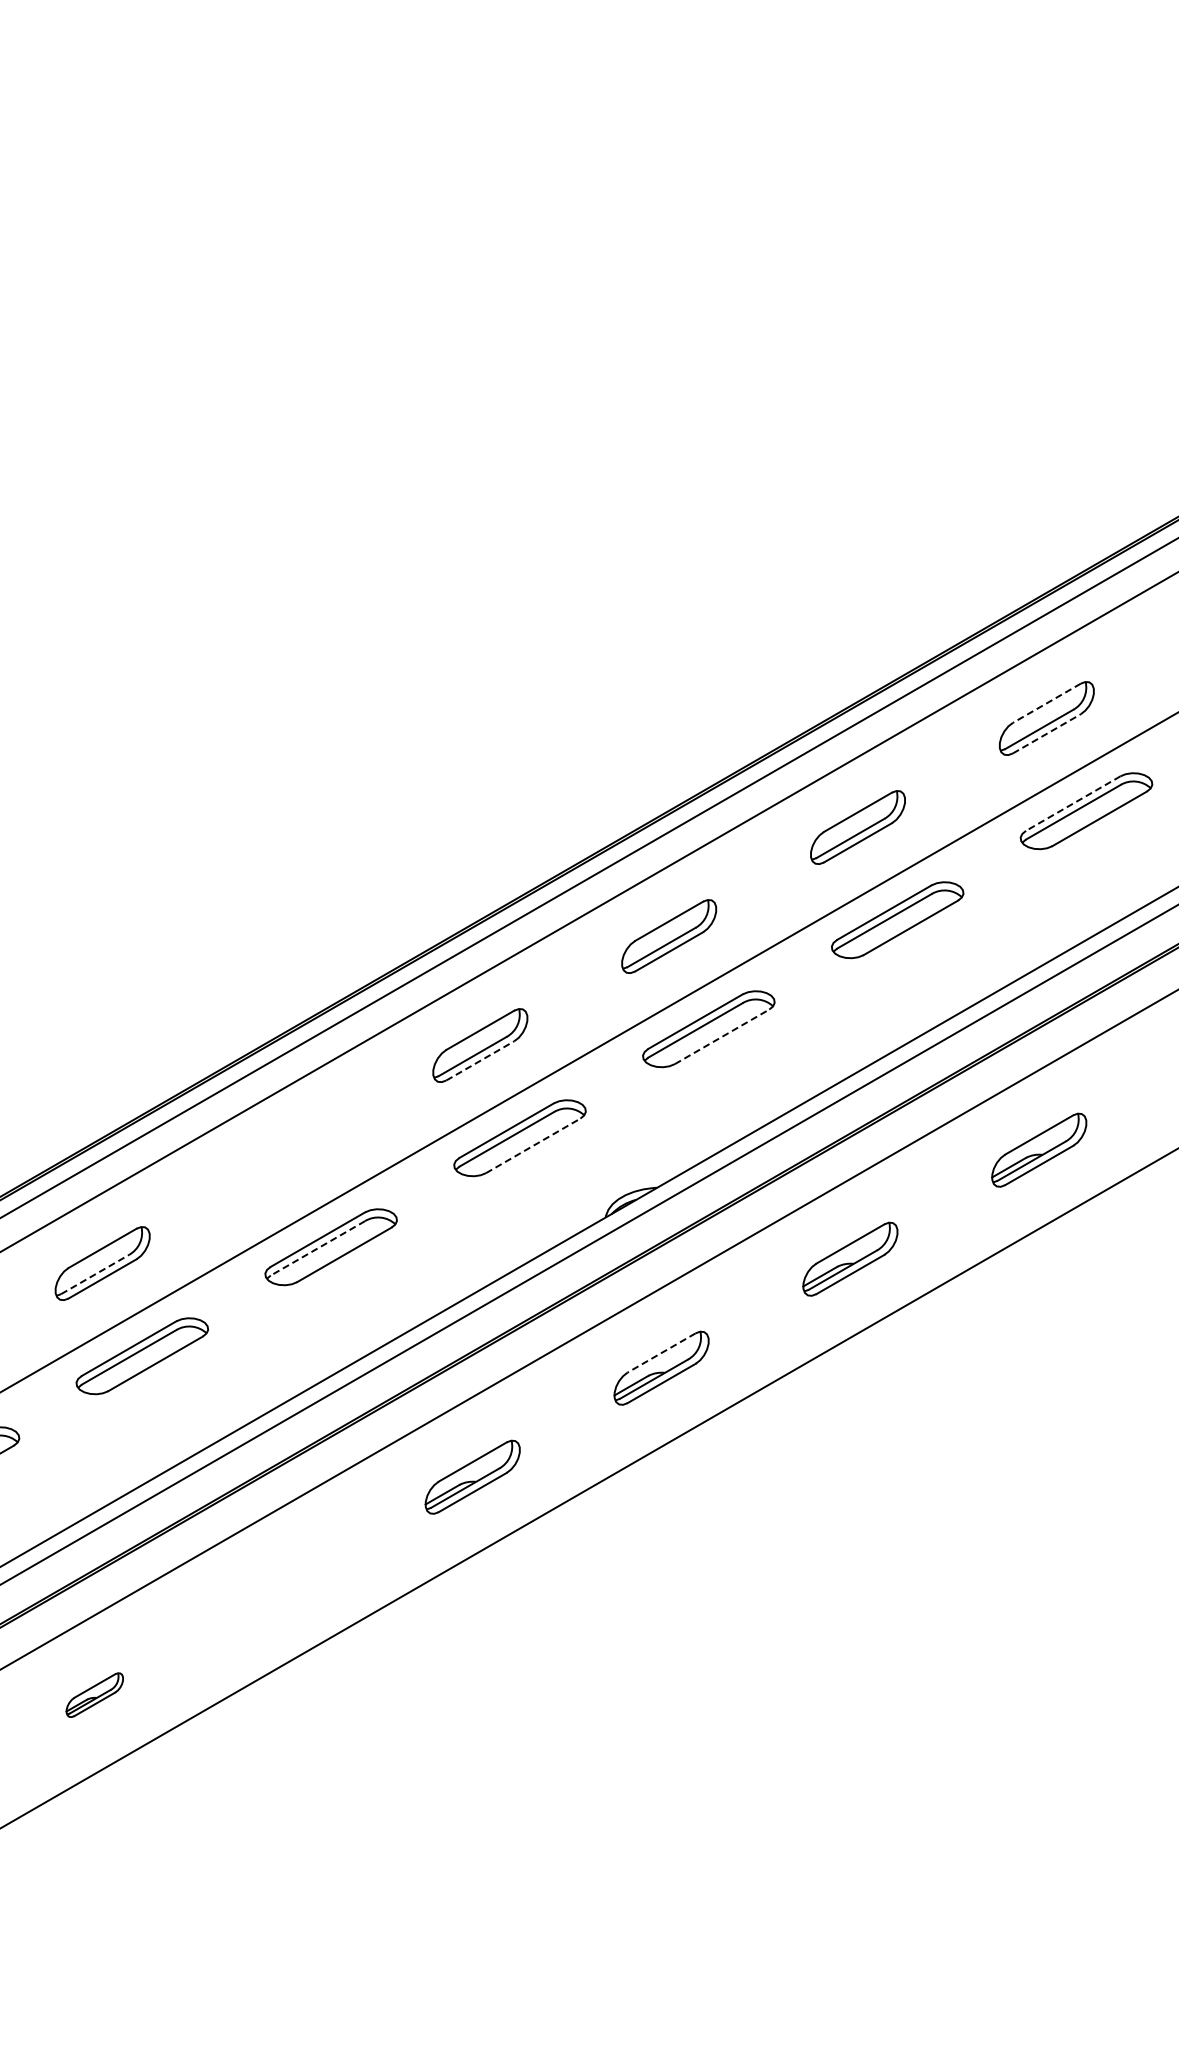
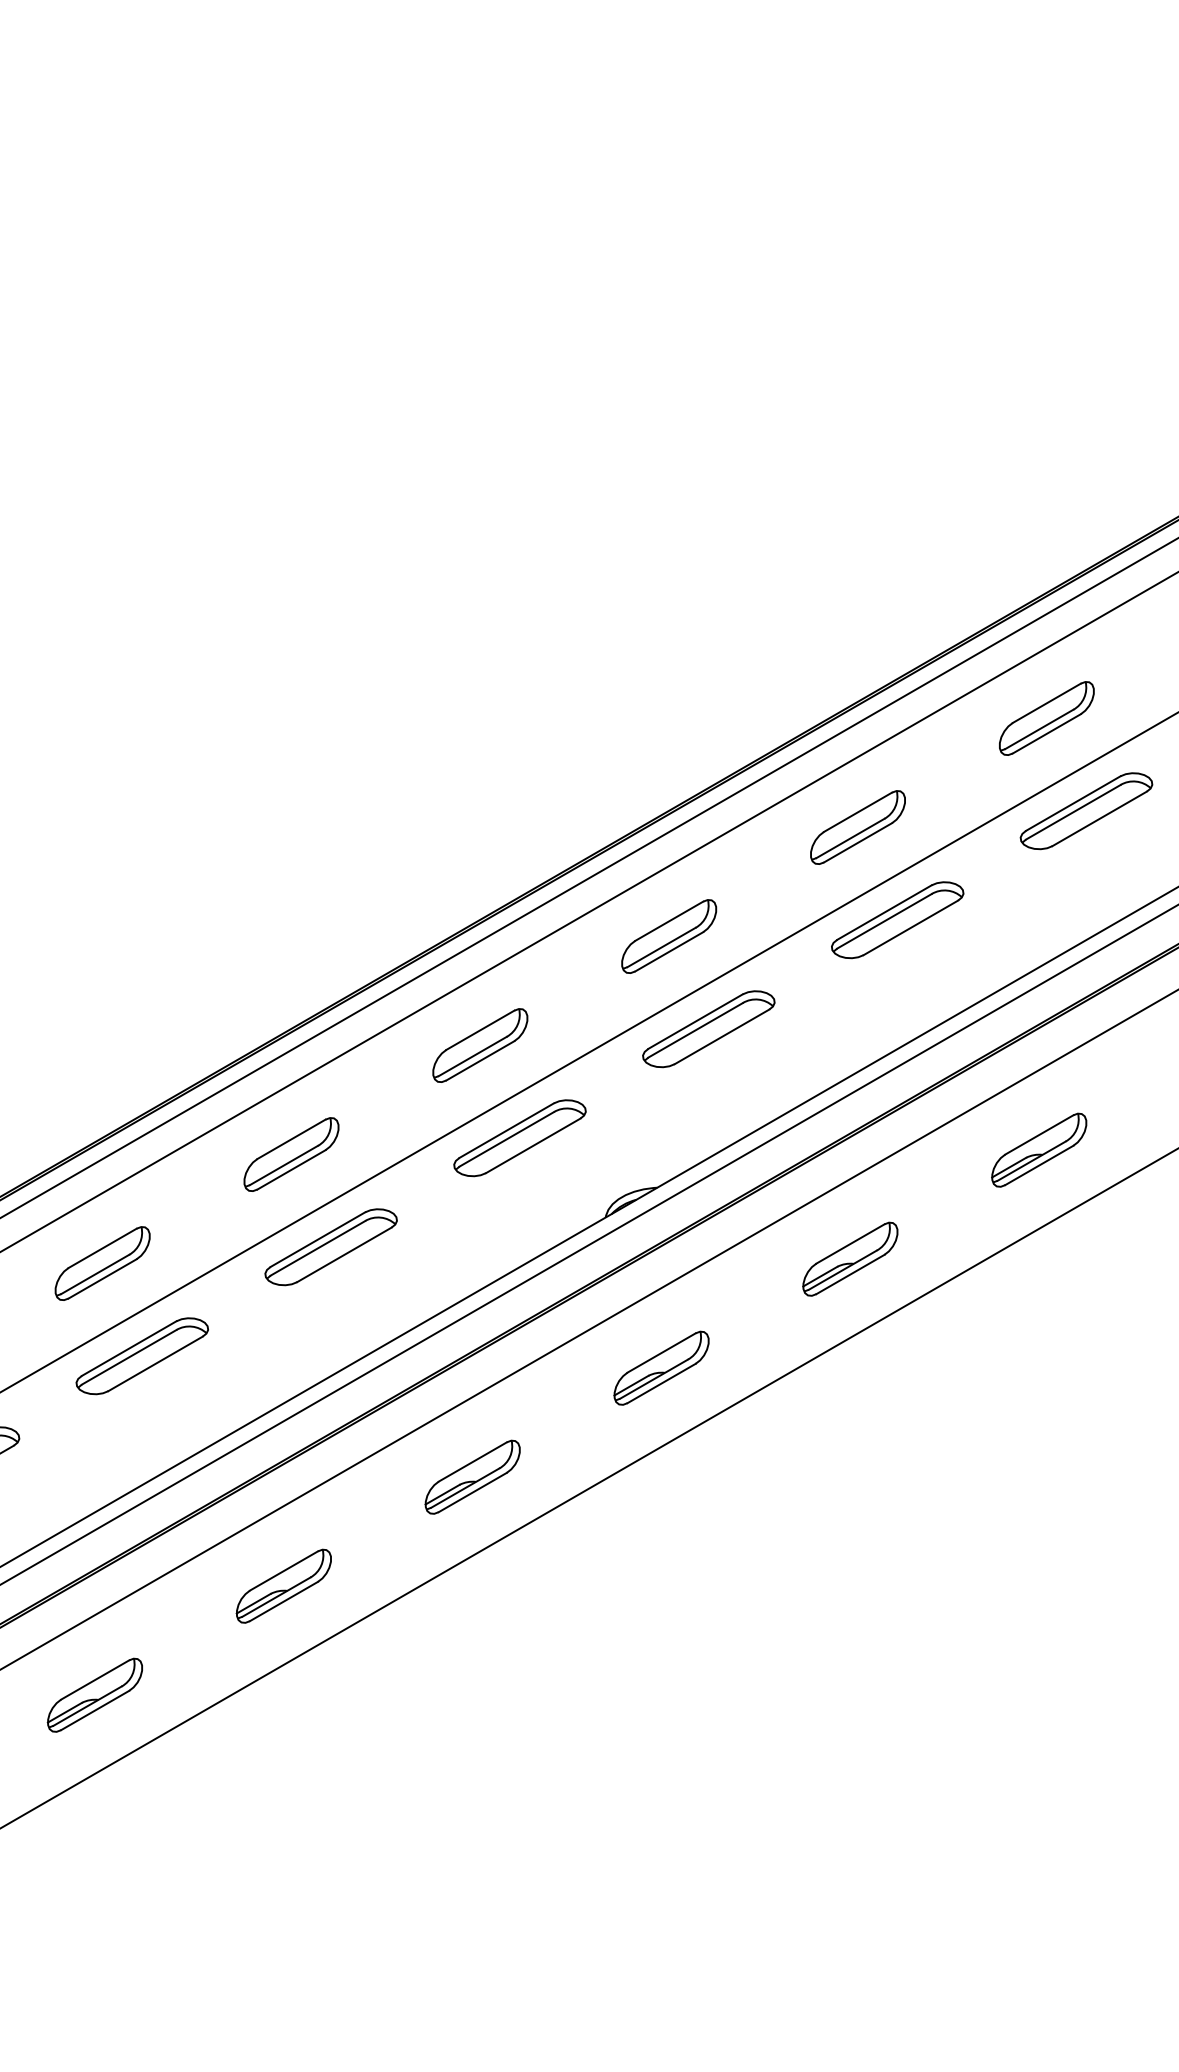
line: dashed -> solid (1046, 703)
line: dashed -> solid (1047, 733)
line: dashed -> solid (1073, 803)
line: dashed -> solid (722, 1036)
line: dashed -> solid (480, 1060)
line: dashed -> solid (533, 1145)
part: none -> present (291, 1154)
line: dashed -> solid (317, 1248)
line: dashed -> solid (95, 1274)
line: dashed -> solid (661, 1353)
part: none -> present (283, 1585)
part size: 59x46 px -> 97x76 px (94, 1694)
